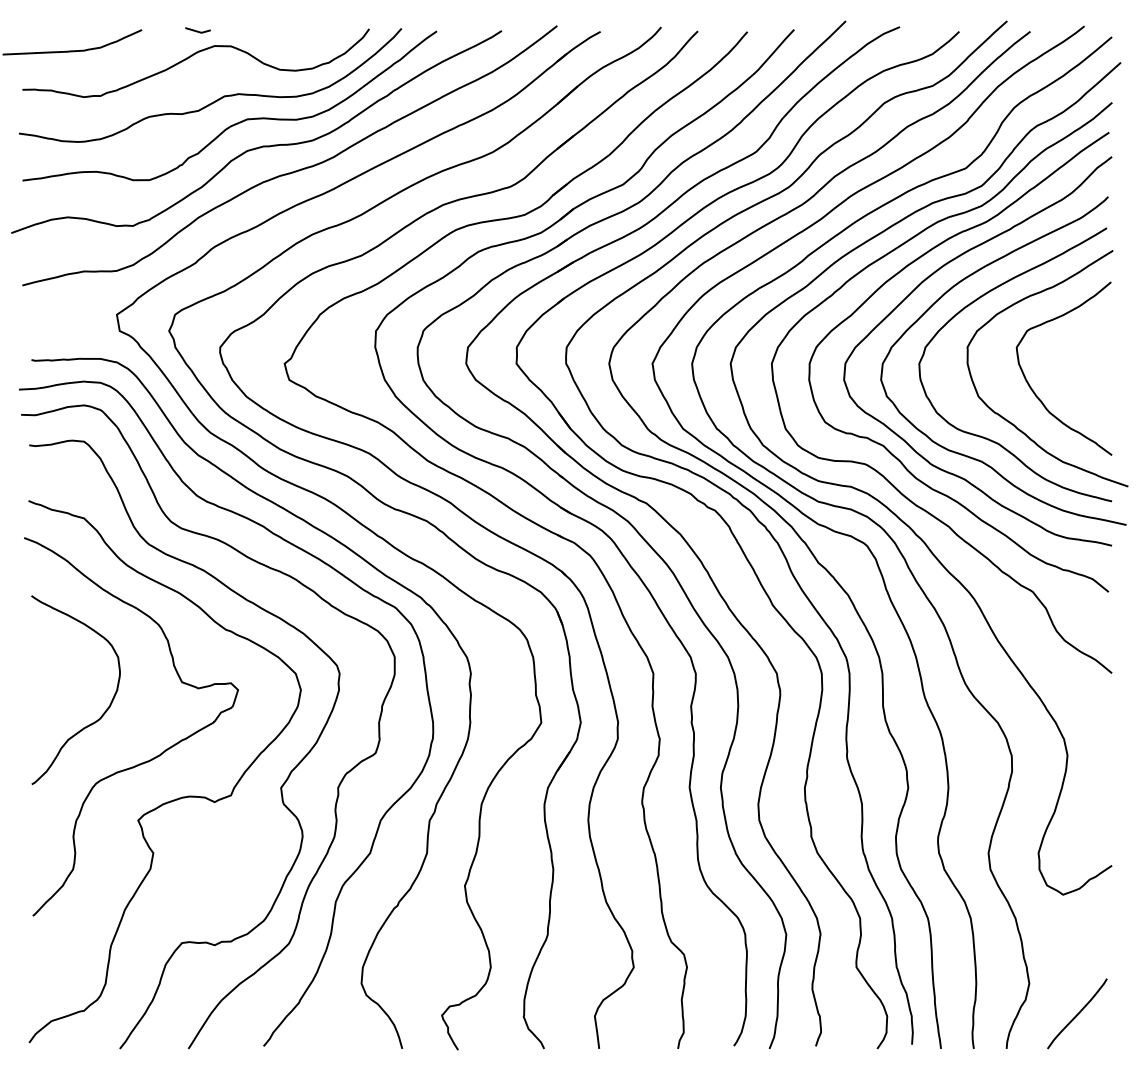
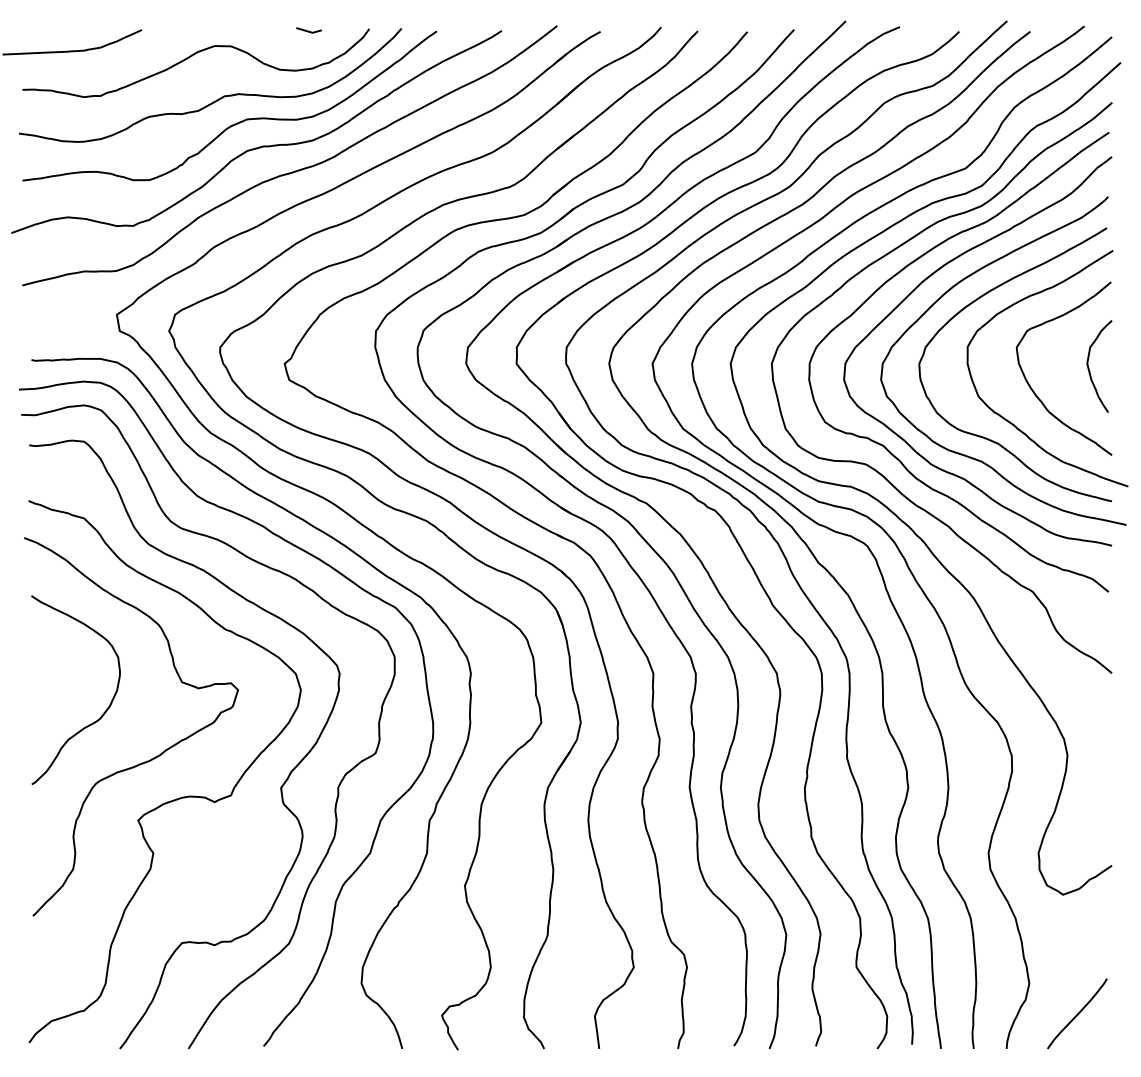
line position: (197, 30) -> (308, 30) (308, 30)
curve: none -> present (1089, 367)
